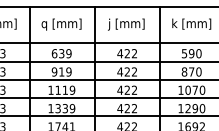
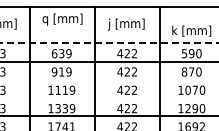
text position: (191, 23) -> (191, 30) (191, 30)
text position: (61, 24) -> (62, 19) (62, 19)
line: solid -> dashed (109, 43)
line: present -> none (108, 79)
line: present -> none (108, 98)
